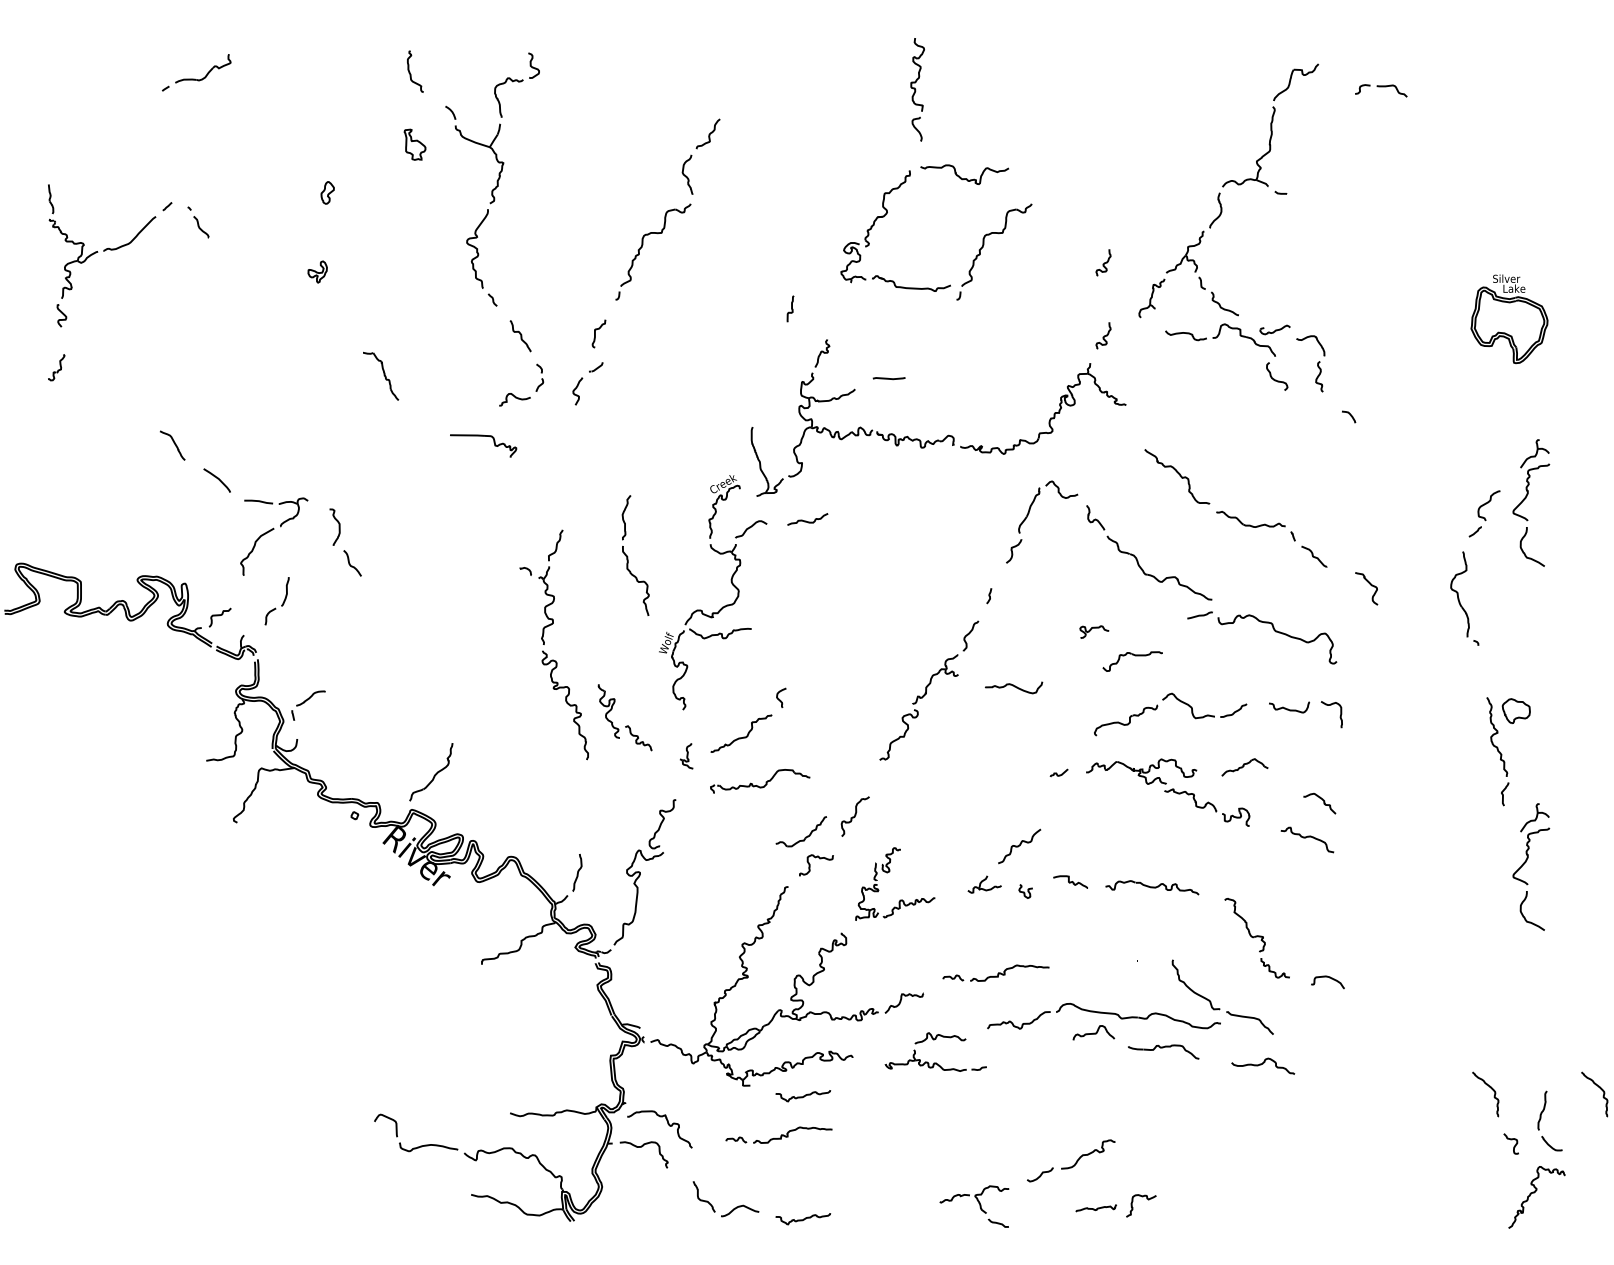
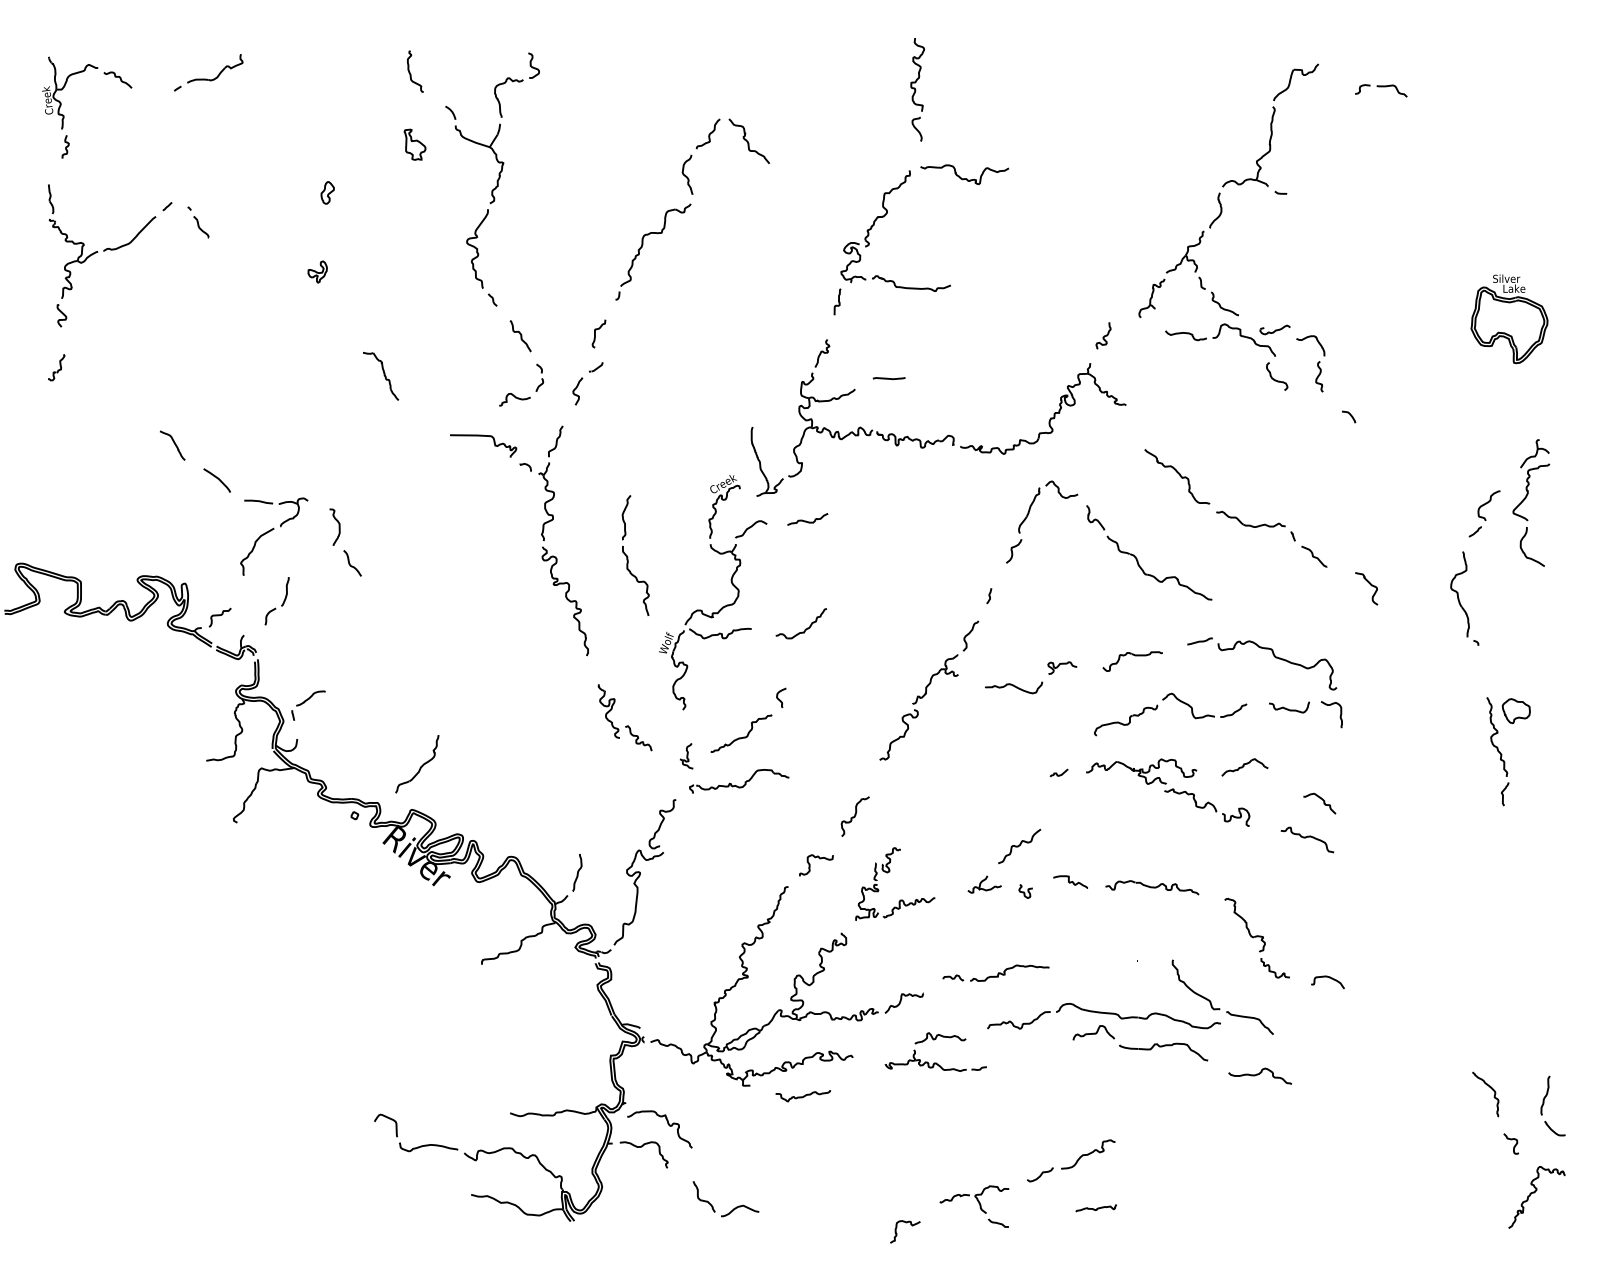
part position: (195, 78) -> (207, 78) (207, 78)
part: none -> present (64, 115)
curve: none -> present (747, 140)
part: present -> none (984, 245)
curve: present -> none (1104, 262)
curve position: (791, 308) -> (838, 301) (838, 301)
part position: (1273, 630) -> (1273, 656) (1273, 656)
part position: (1094, 631) -> (1062, 667) (1062, 667)
part position: (544, 644) -> (544, 540) (544, 540)
part position: (431, 772) -> (417, 764) (417, 764)
part position: (760, 781) -> (739, 781) (739, 781)
part position: (805, 836) -> (805, 628) (805, 628)
part: present -> none (1526, 862)
part size: 72x16 px -> 90x20 px (1163, 1051)
curve position: (1263, 1064) -> (1260, 1074) (1260, 1074)
curve: present -> none (1599, 1088)
part position: (1541, 1118) -> (1544, 1103) (1544, 1103)
part: present -> none (778, 1134)
curve position: (1142, 1197) -> (906, 1223) (906, 1223)
curve: present -> none (803, 1219)
